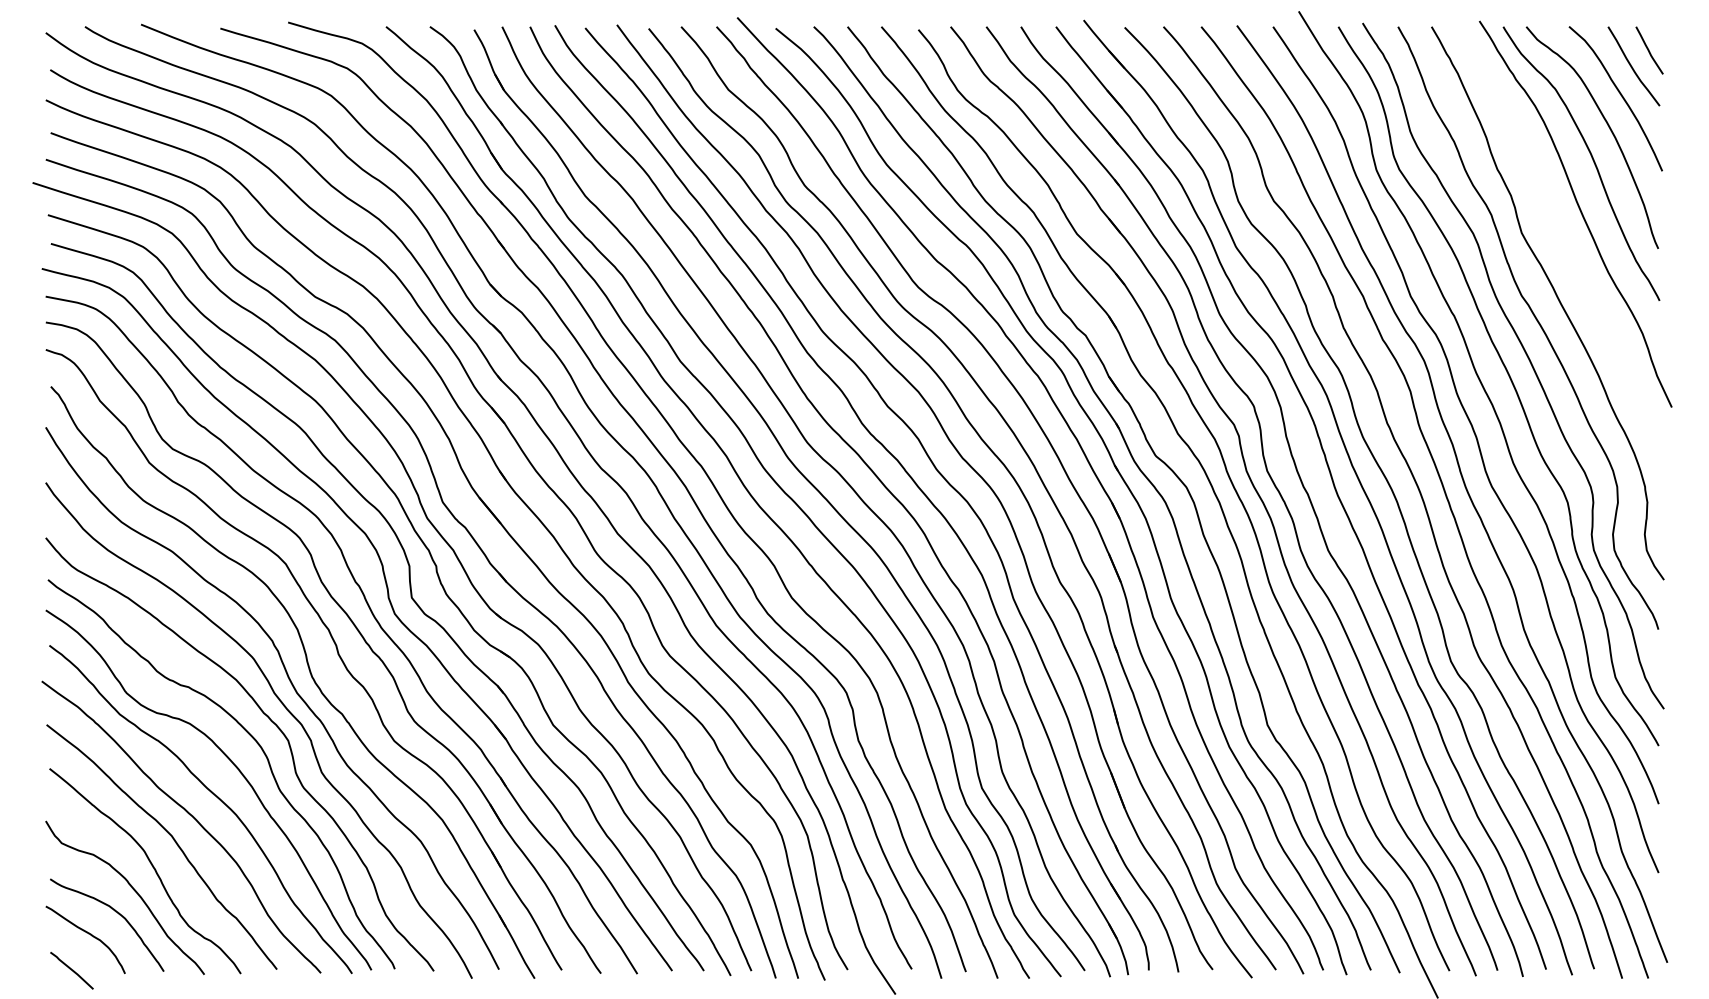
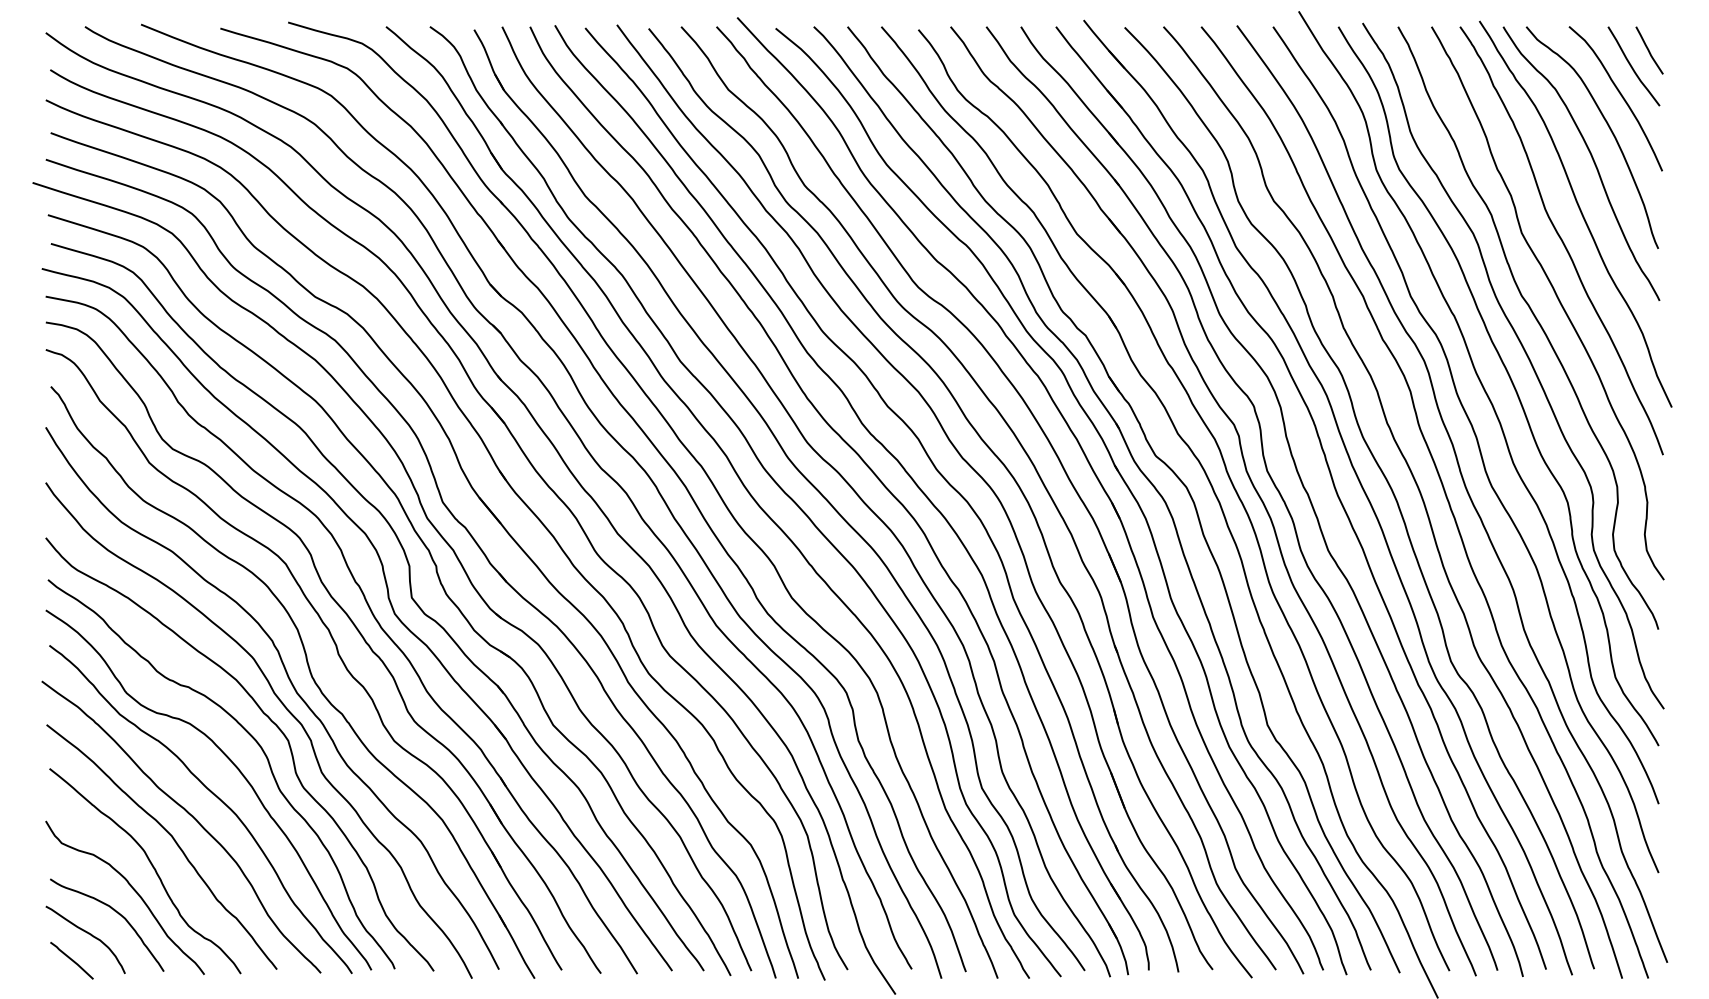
curve: none -> present (1561, 240)
line position: (71, 970) -> (71, 960) (71, 960)
